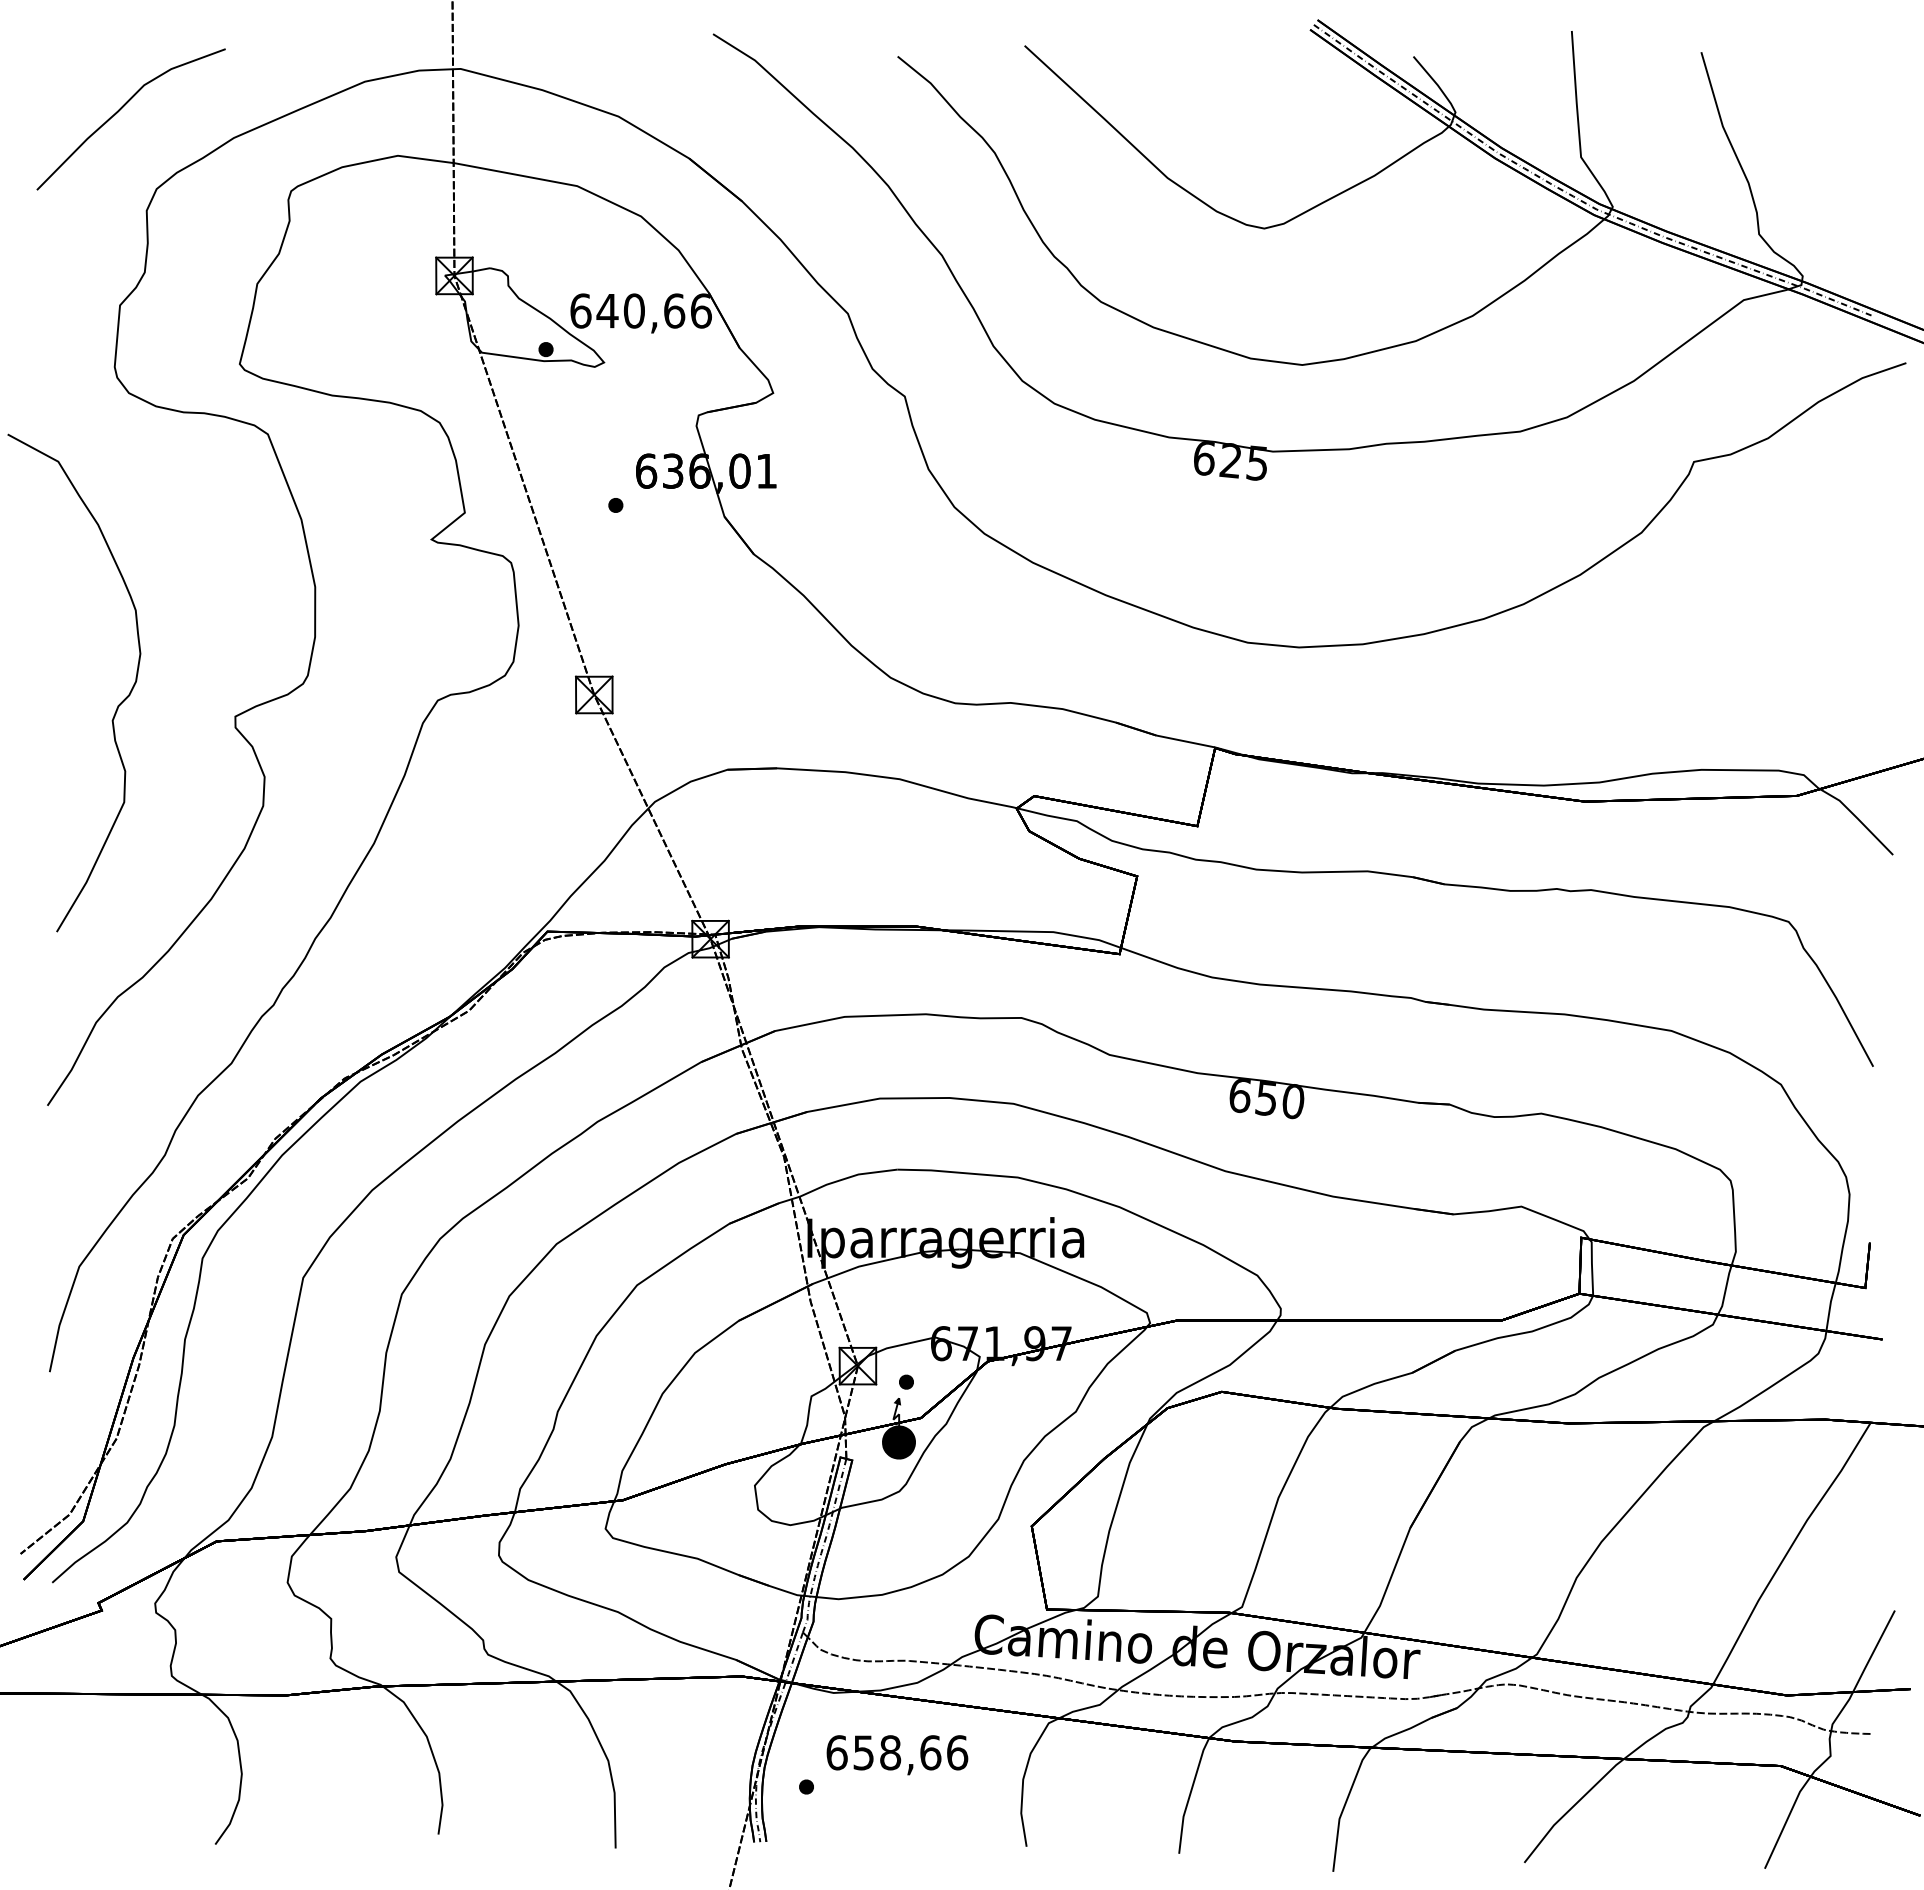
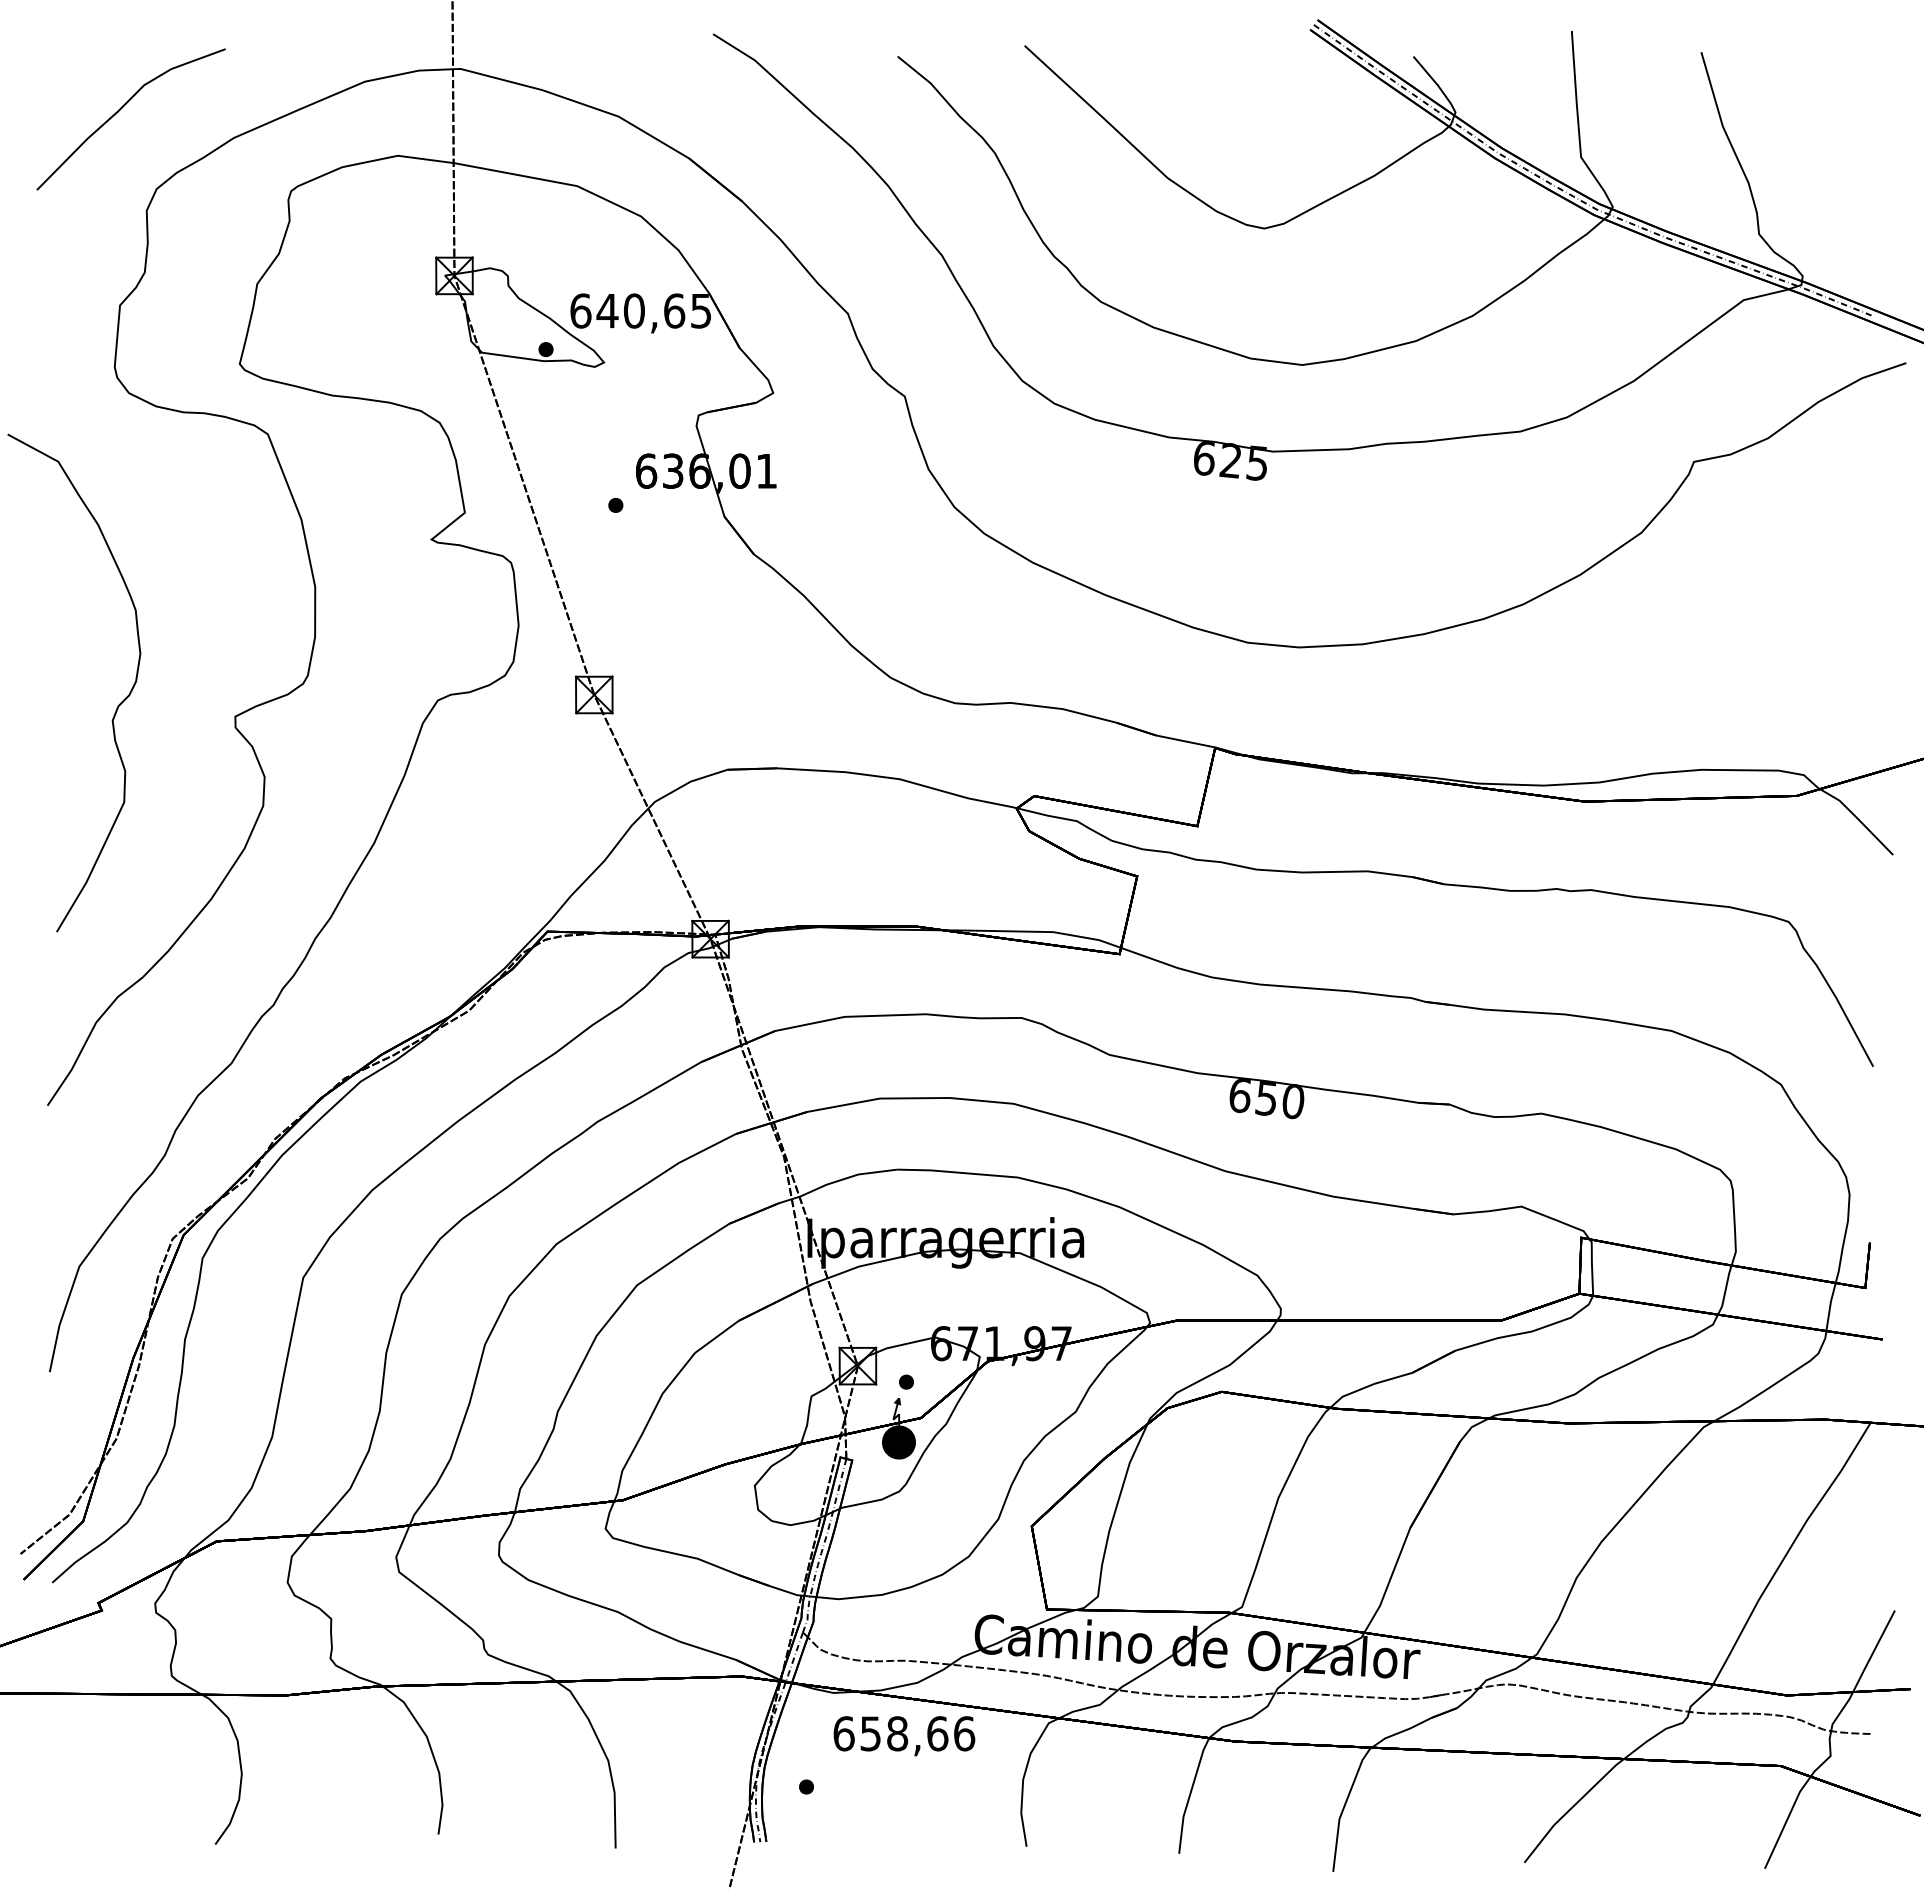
text: 640,66 -> 640,65 (701, 310)
text position: (897, 1755) -> (904, 1736) (904, 1736)
